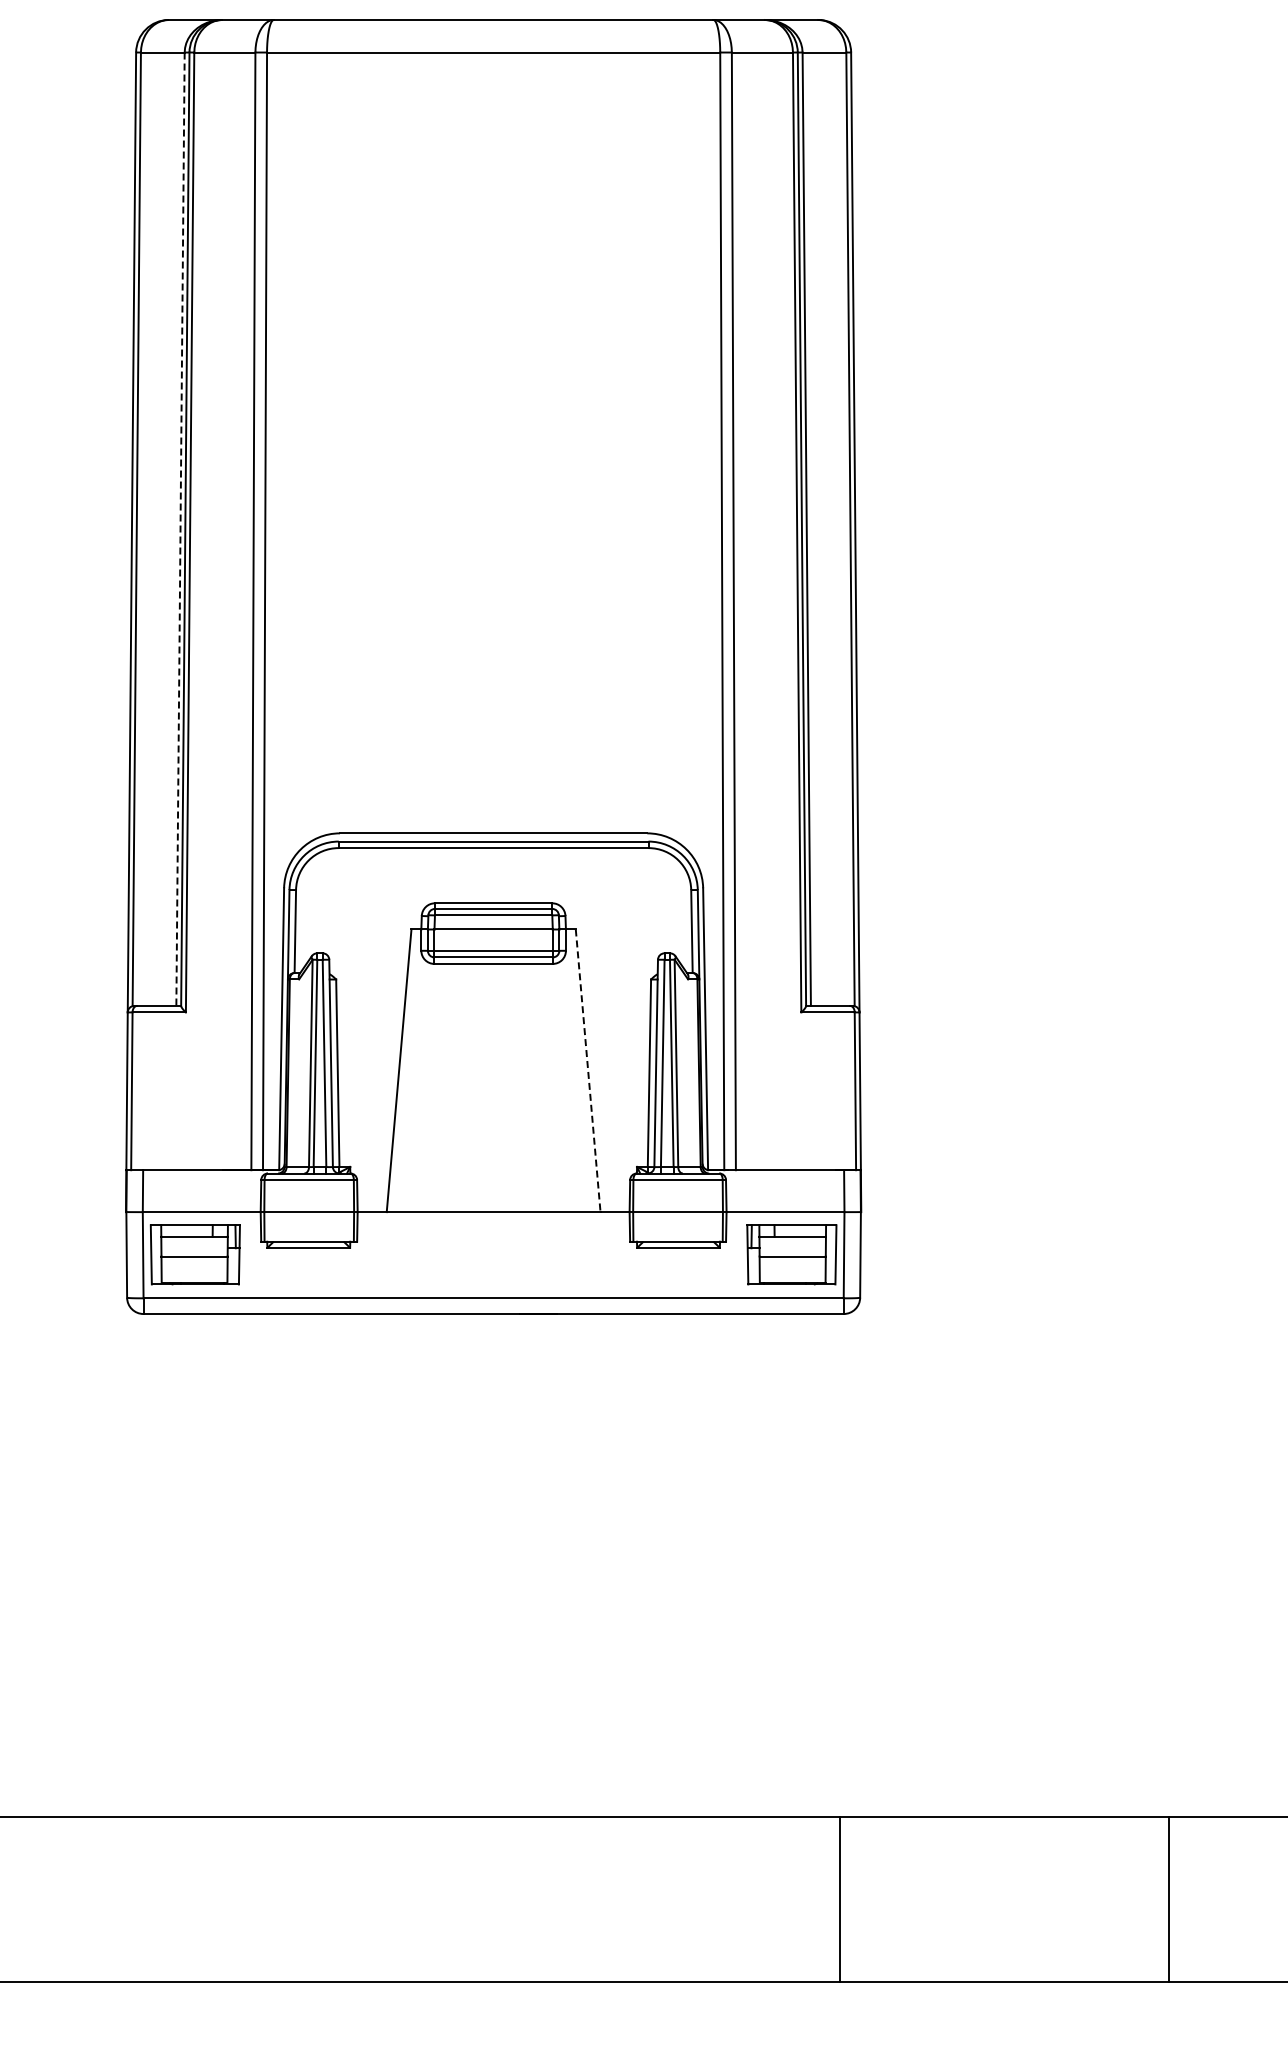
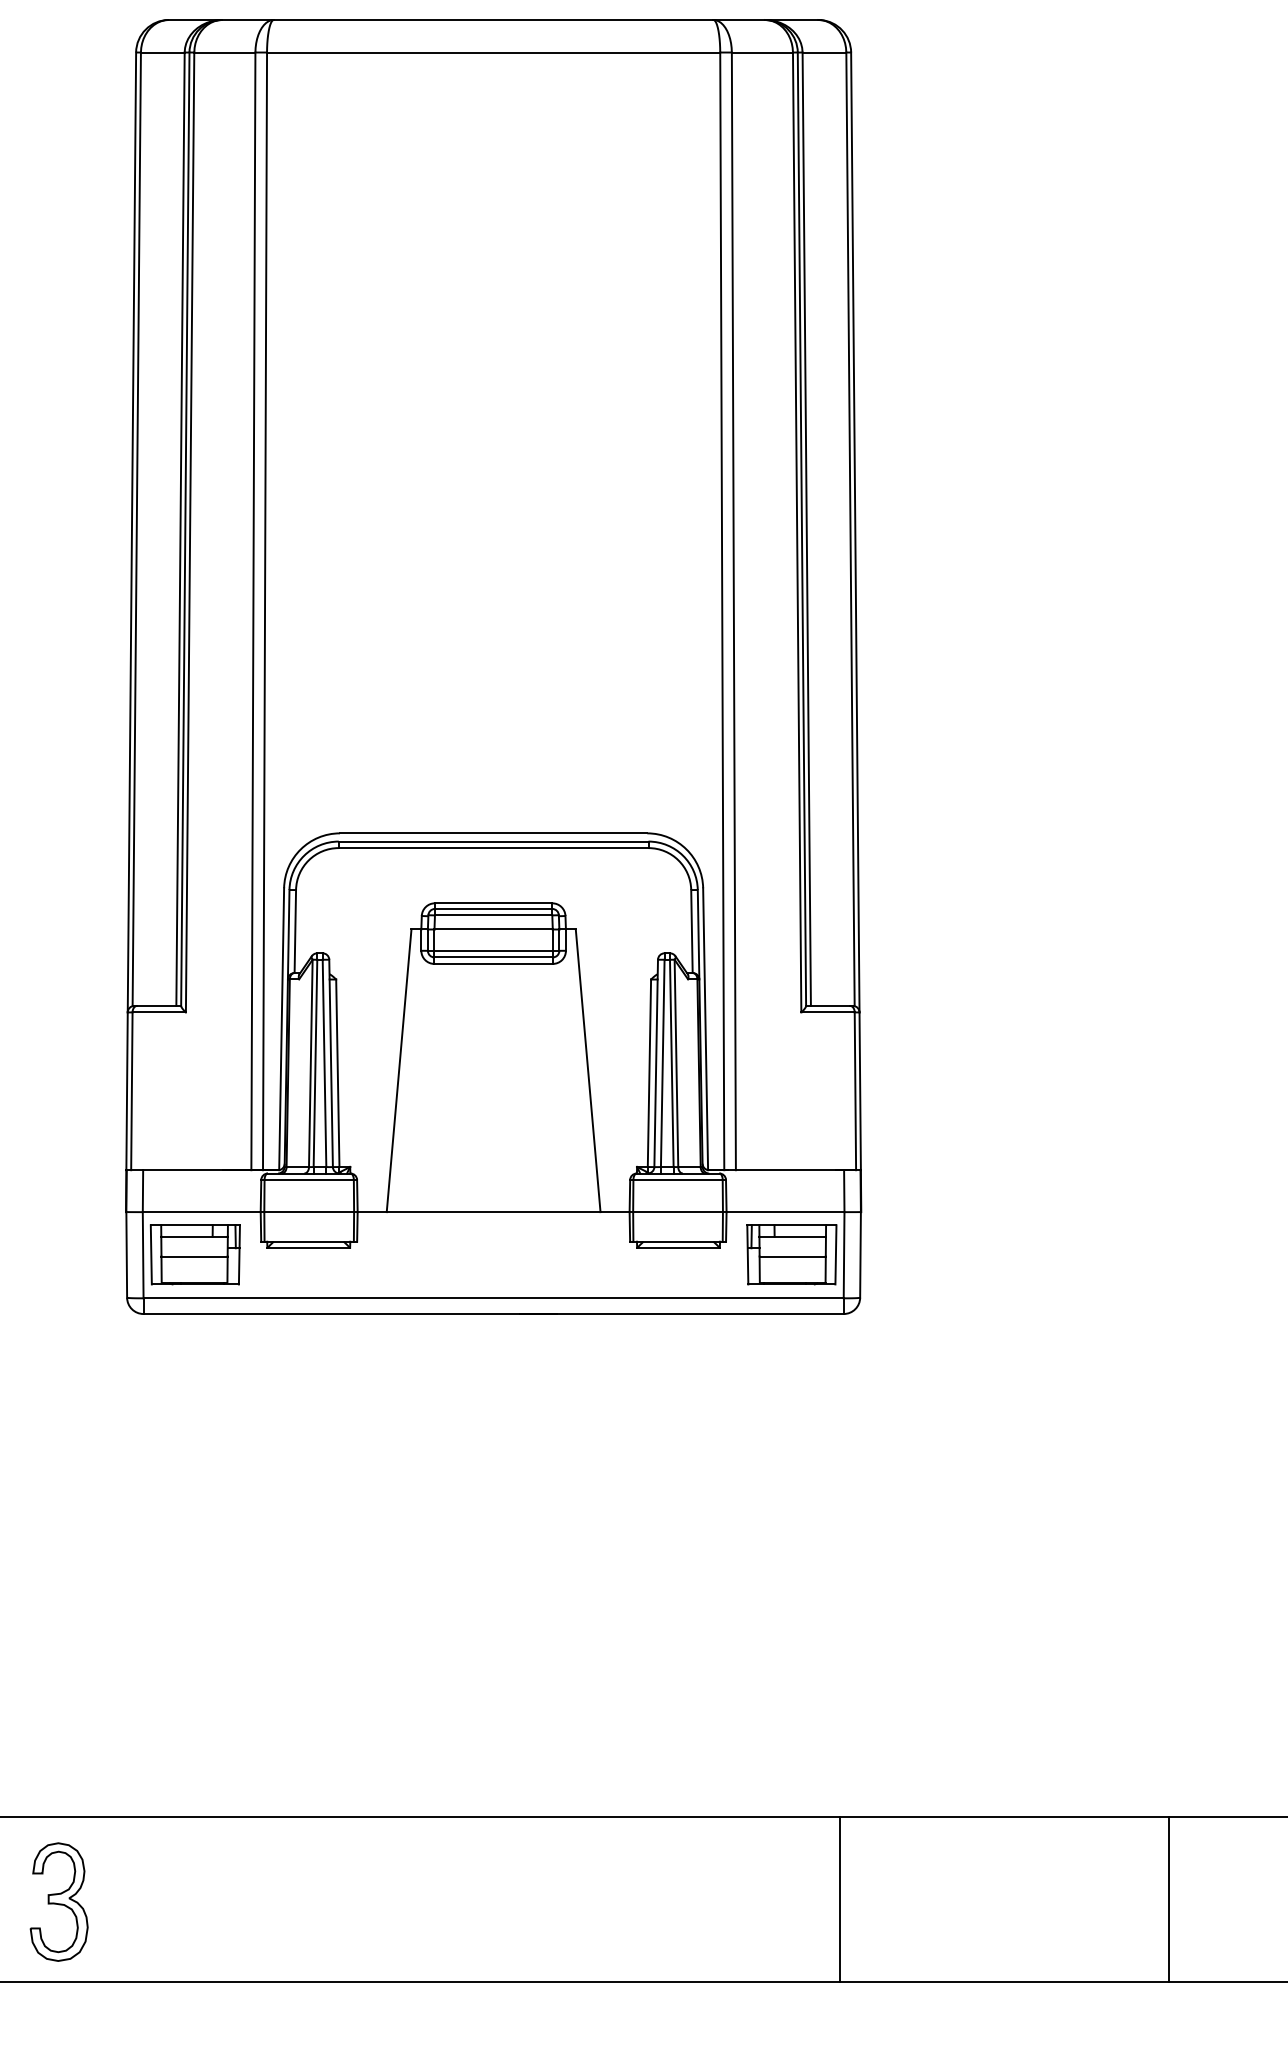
line: dashed -> solid (180, 529)
line: dashed -> solid (588, 1070)
part: none -> present (58, 1901)
